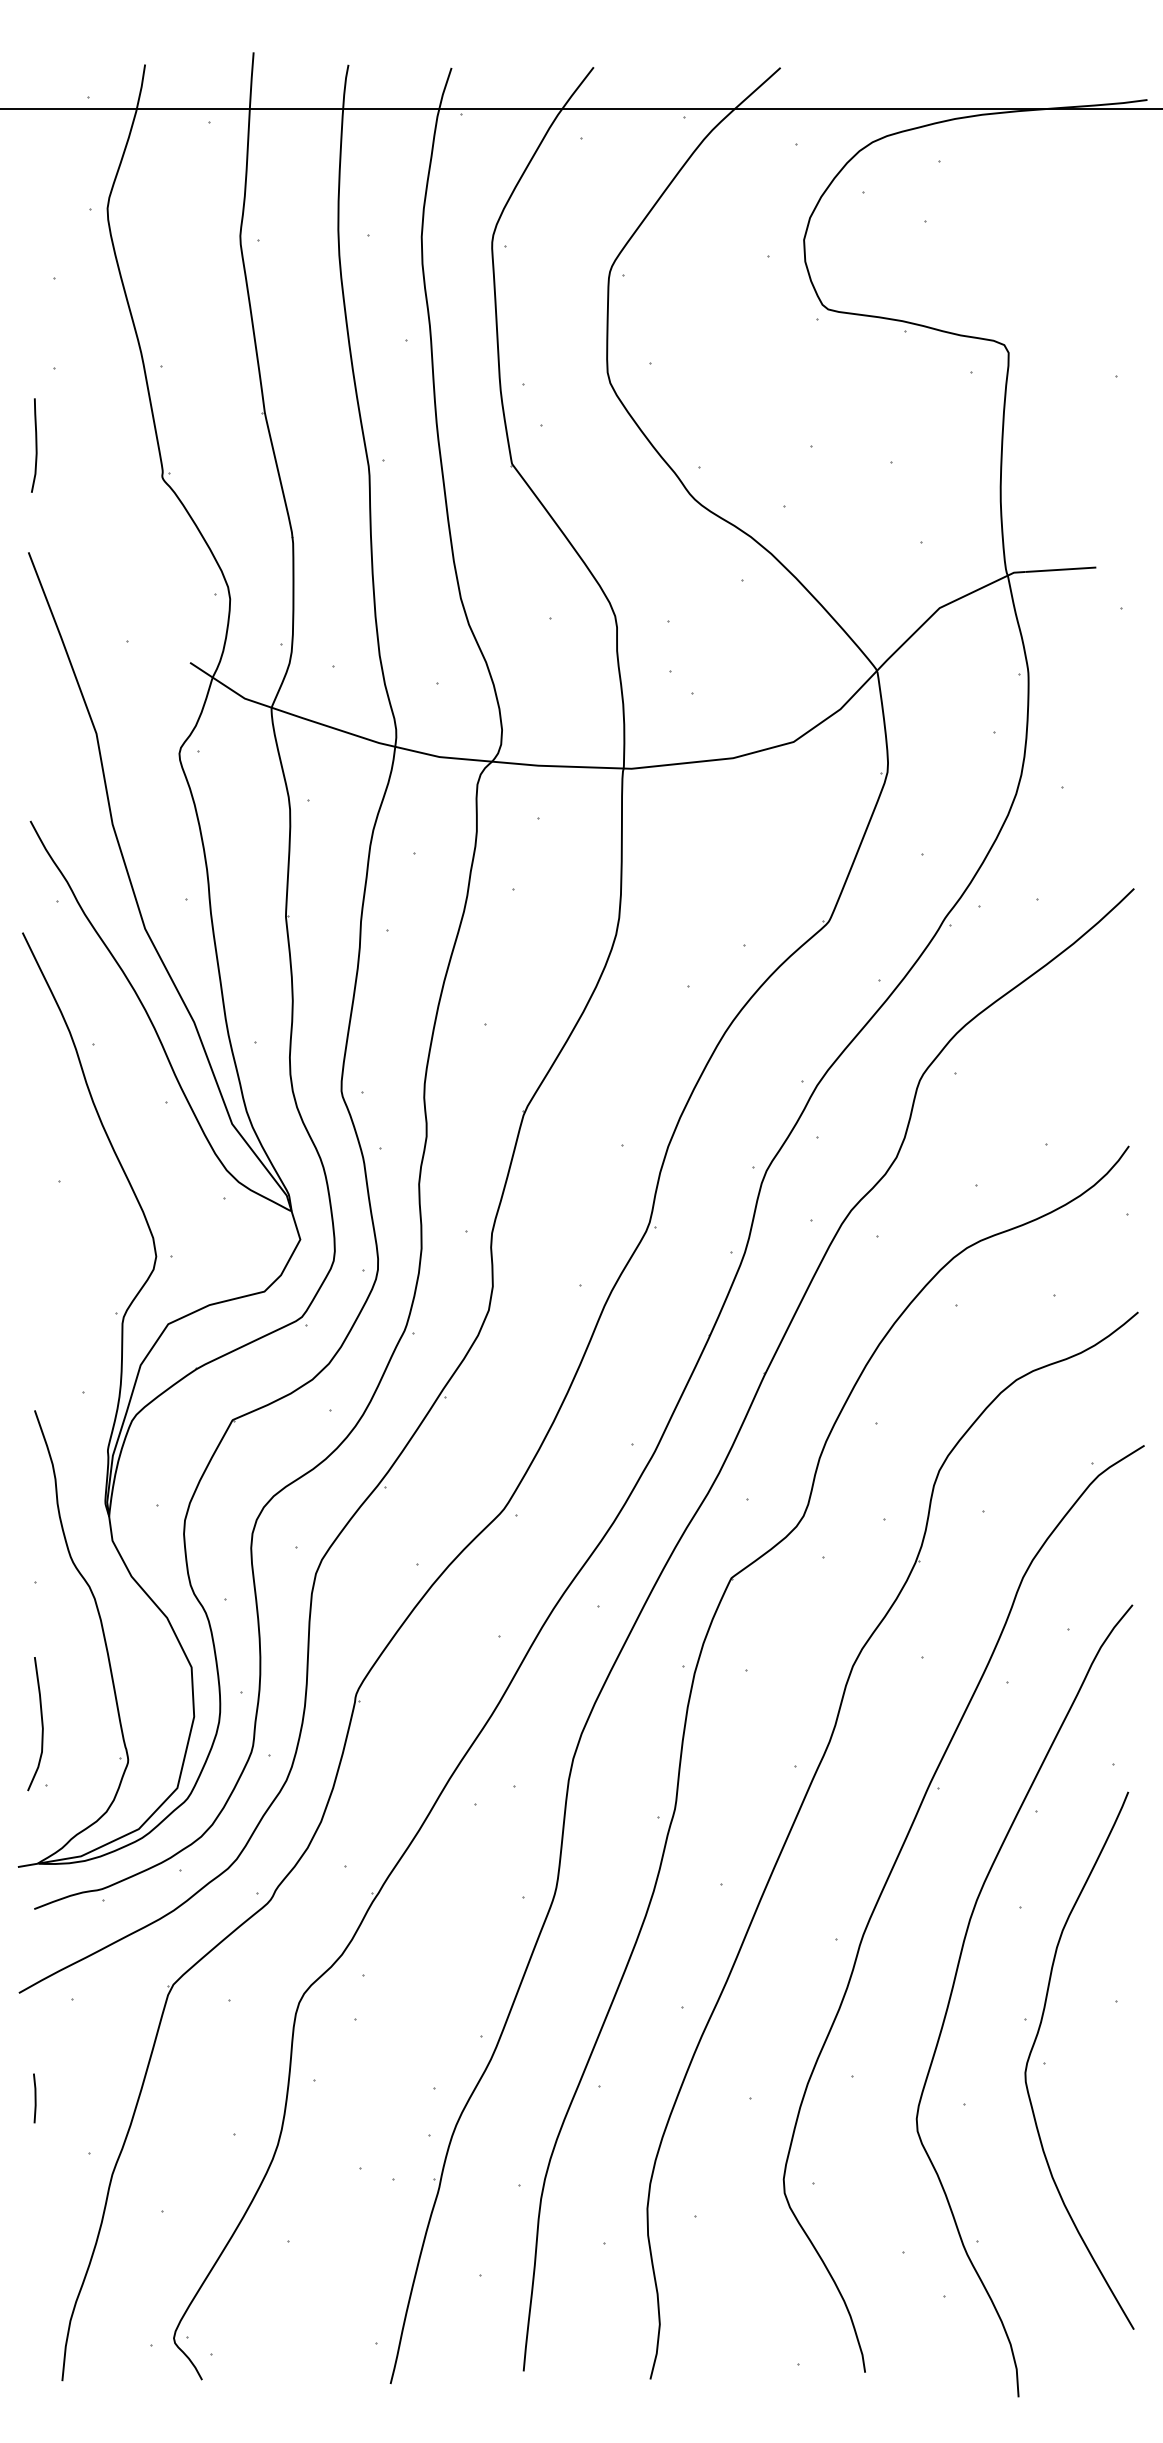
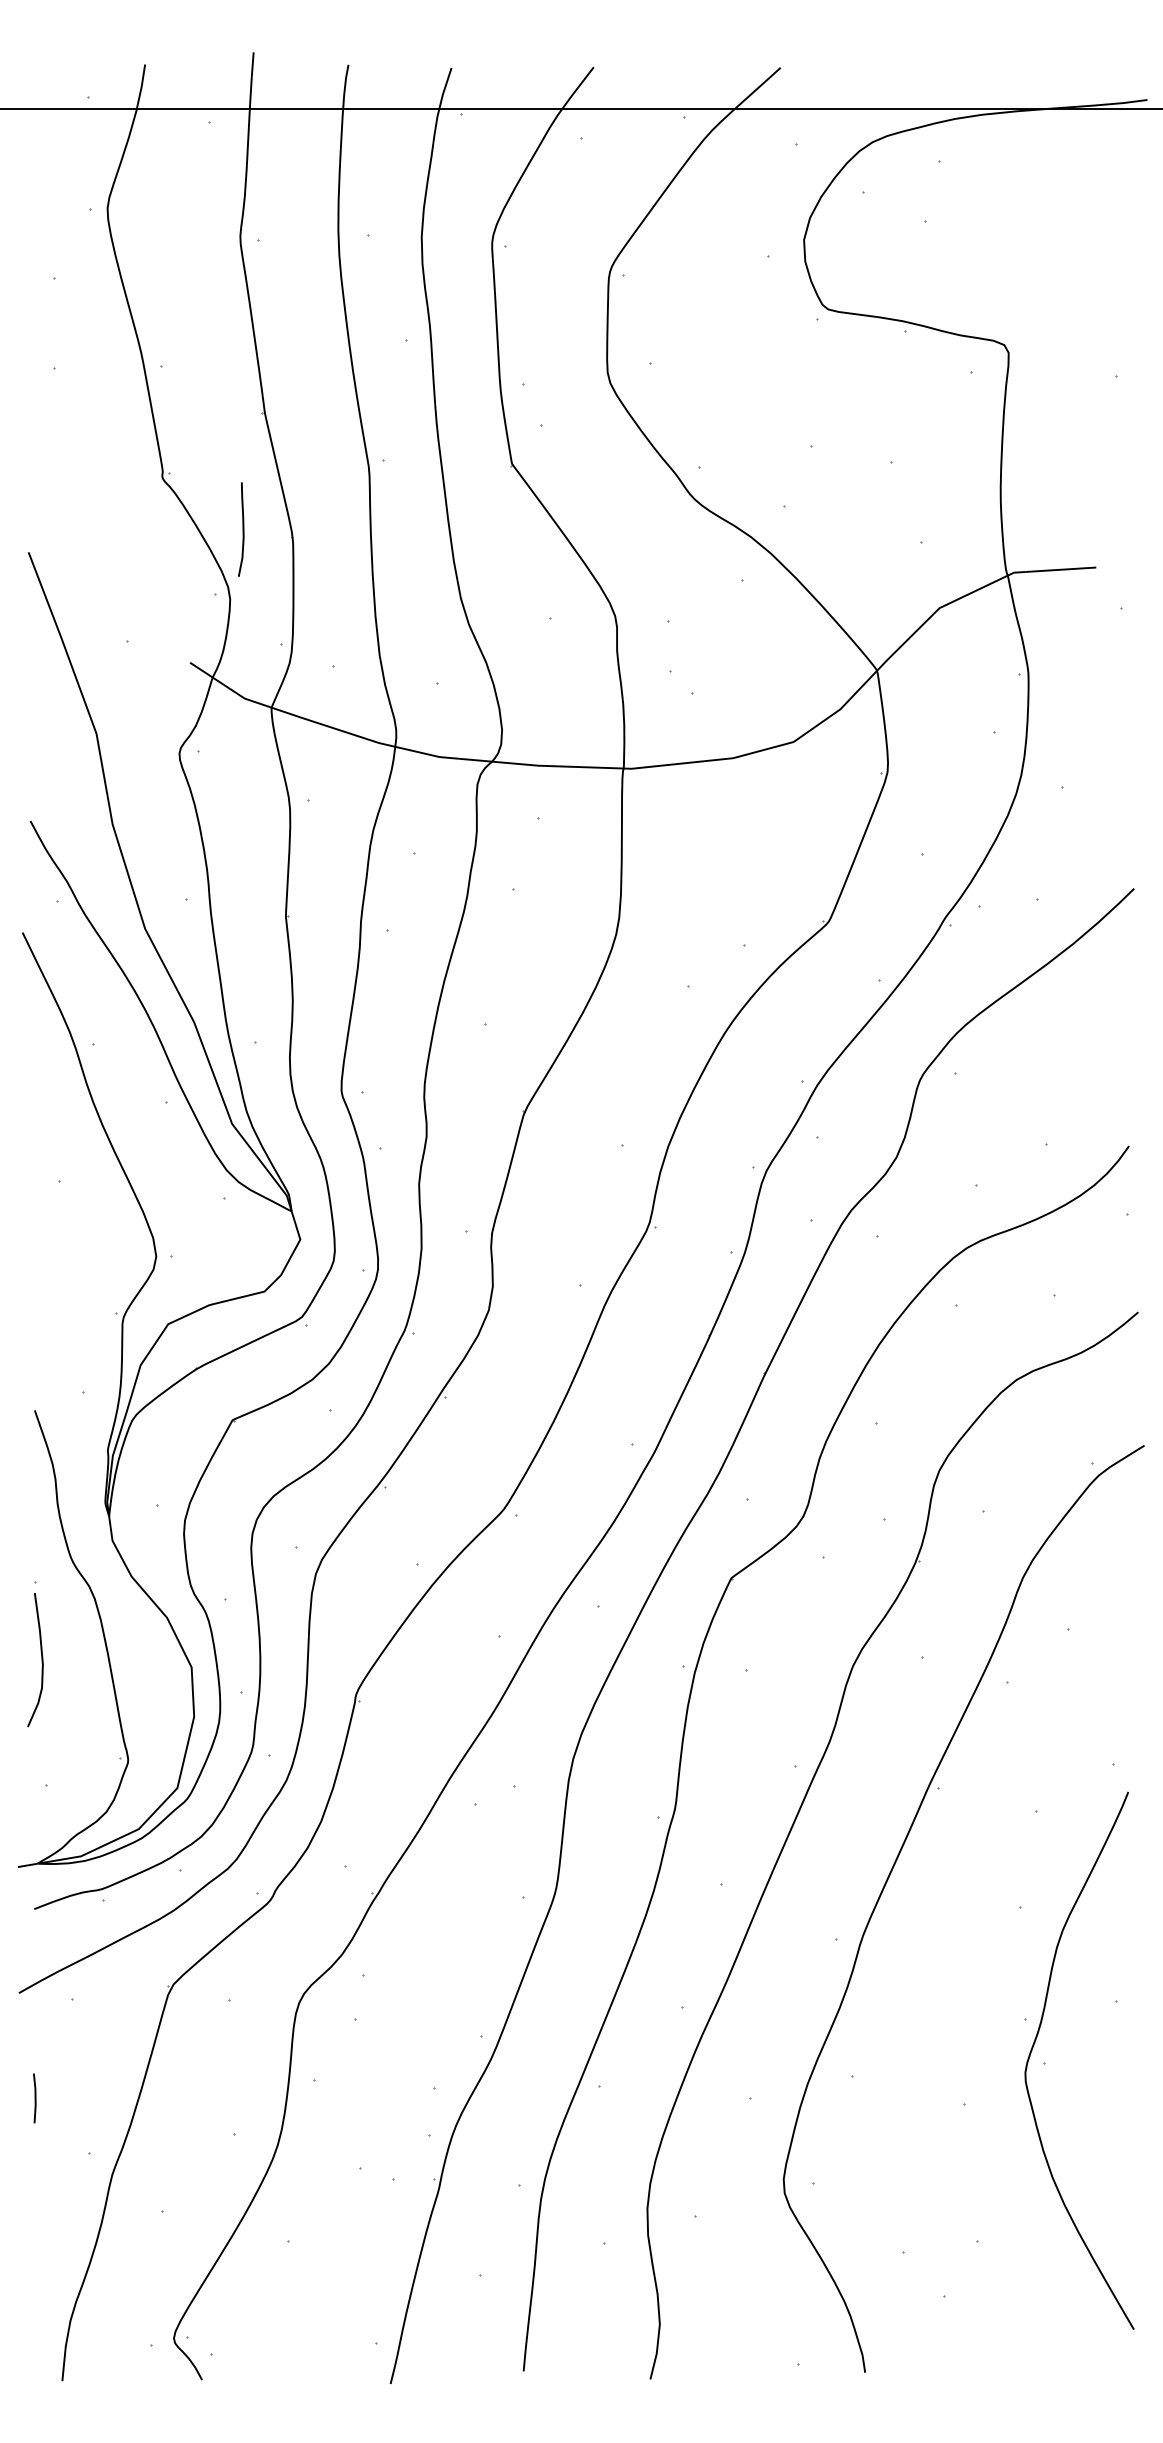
curve position: (35, 445) -> (242, 529) (242, 529)
curve position: (41, 1724) -> (41, 1660) (41, 1660)
curve: present -> none (955, 1981)
